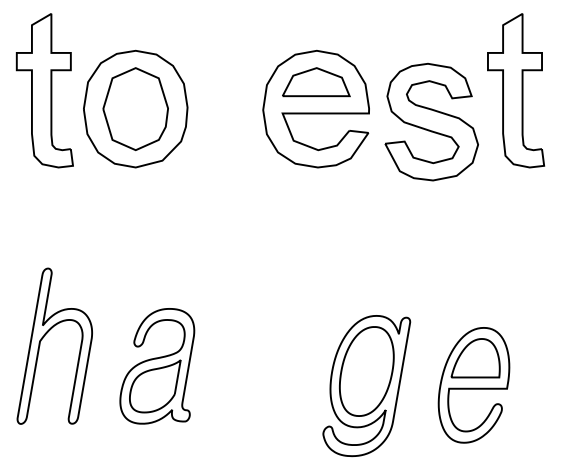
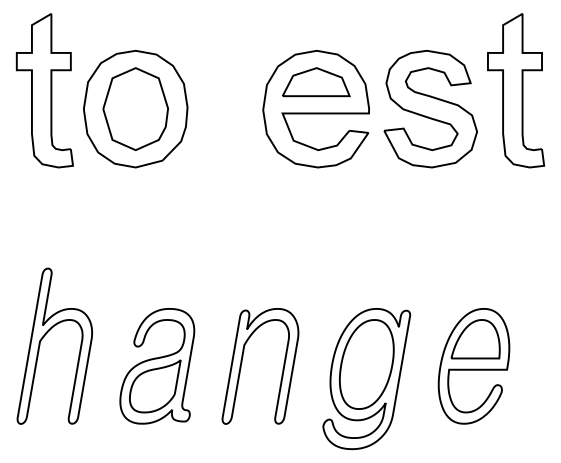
part position: (431, 122) -> (430, 109) (430, 109)
part: none -> present (242, 363)
part position: (473, 385) -> (473, 366) (473, 366)
part position: (366, 386) -> (366, 379) (366, 379)
